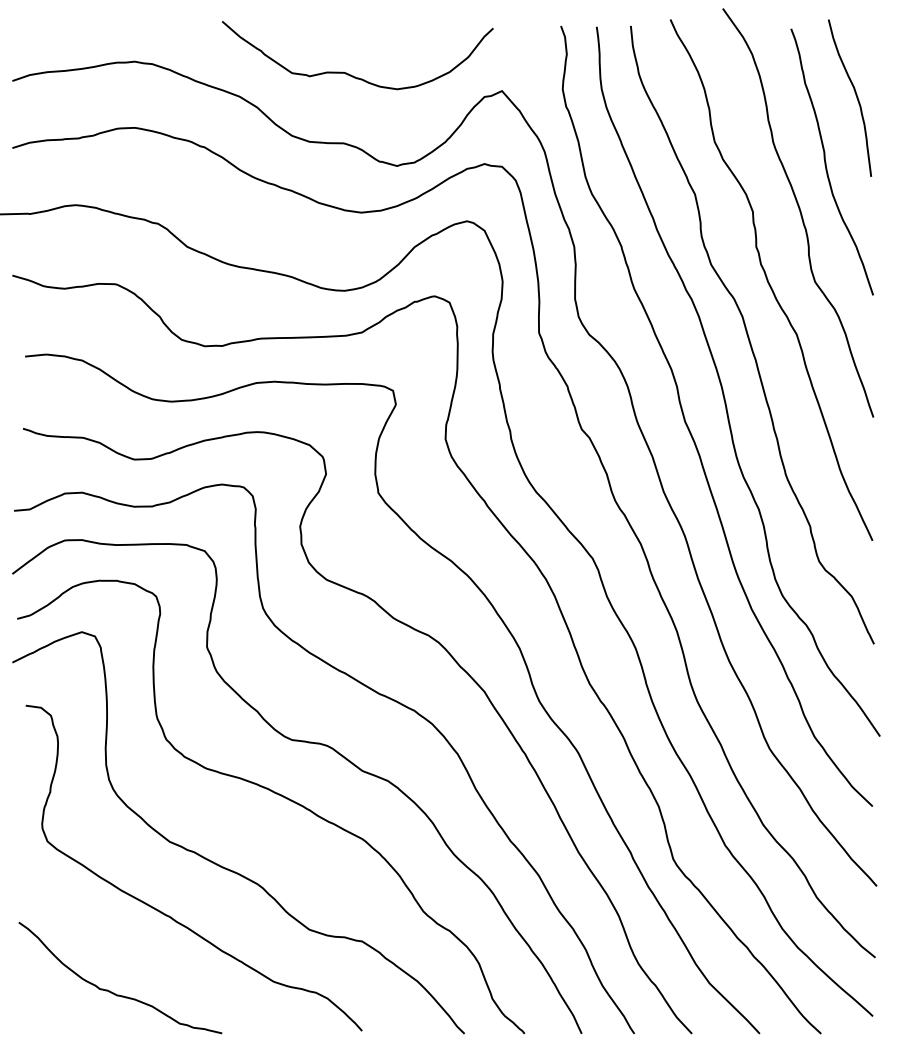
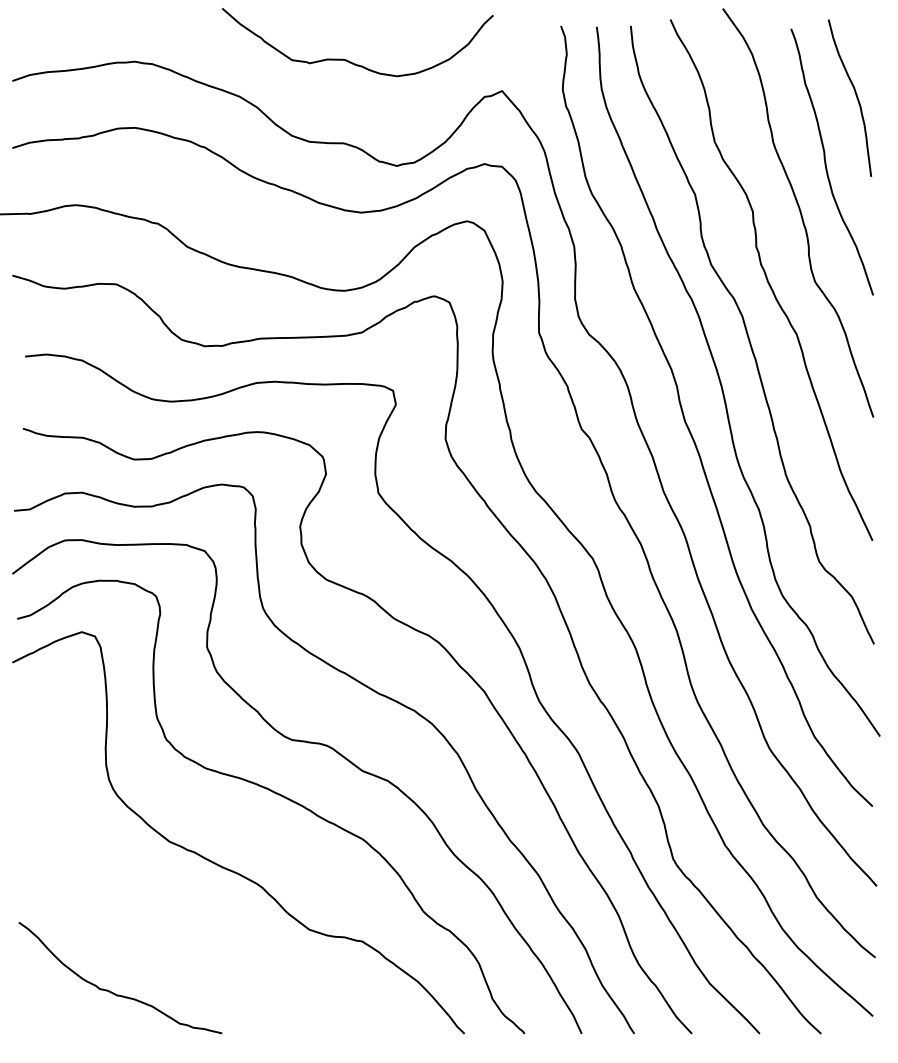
curve position: (351, 74) -> (351, 61) (351, 61)
curve: present -> none (169, 915)
